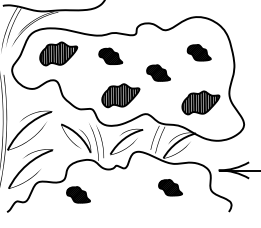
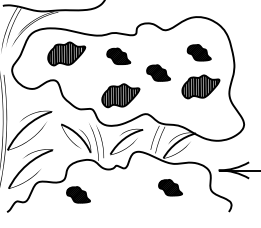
part position: (58, 53) -> (66, 53) (66, 53)
part position: (110, 55) -> (118, 55) (118, 55)
part position: (200, 102) -> (200, 86) (200, 86)
